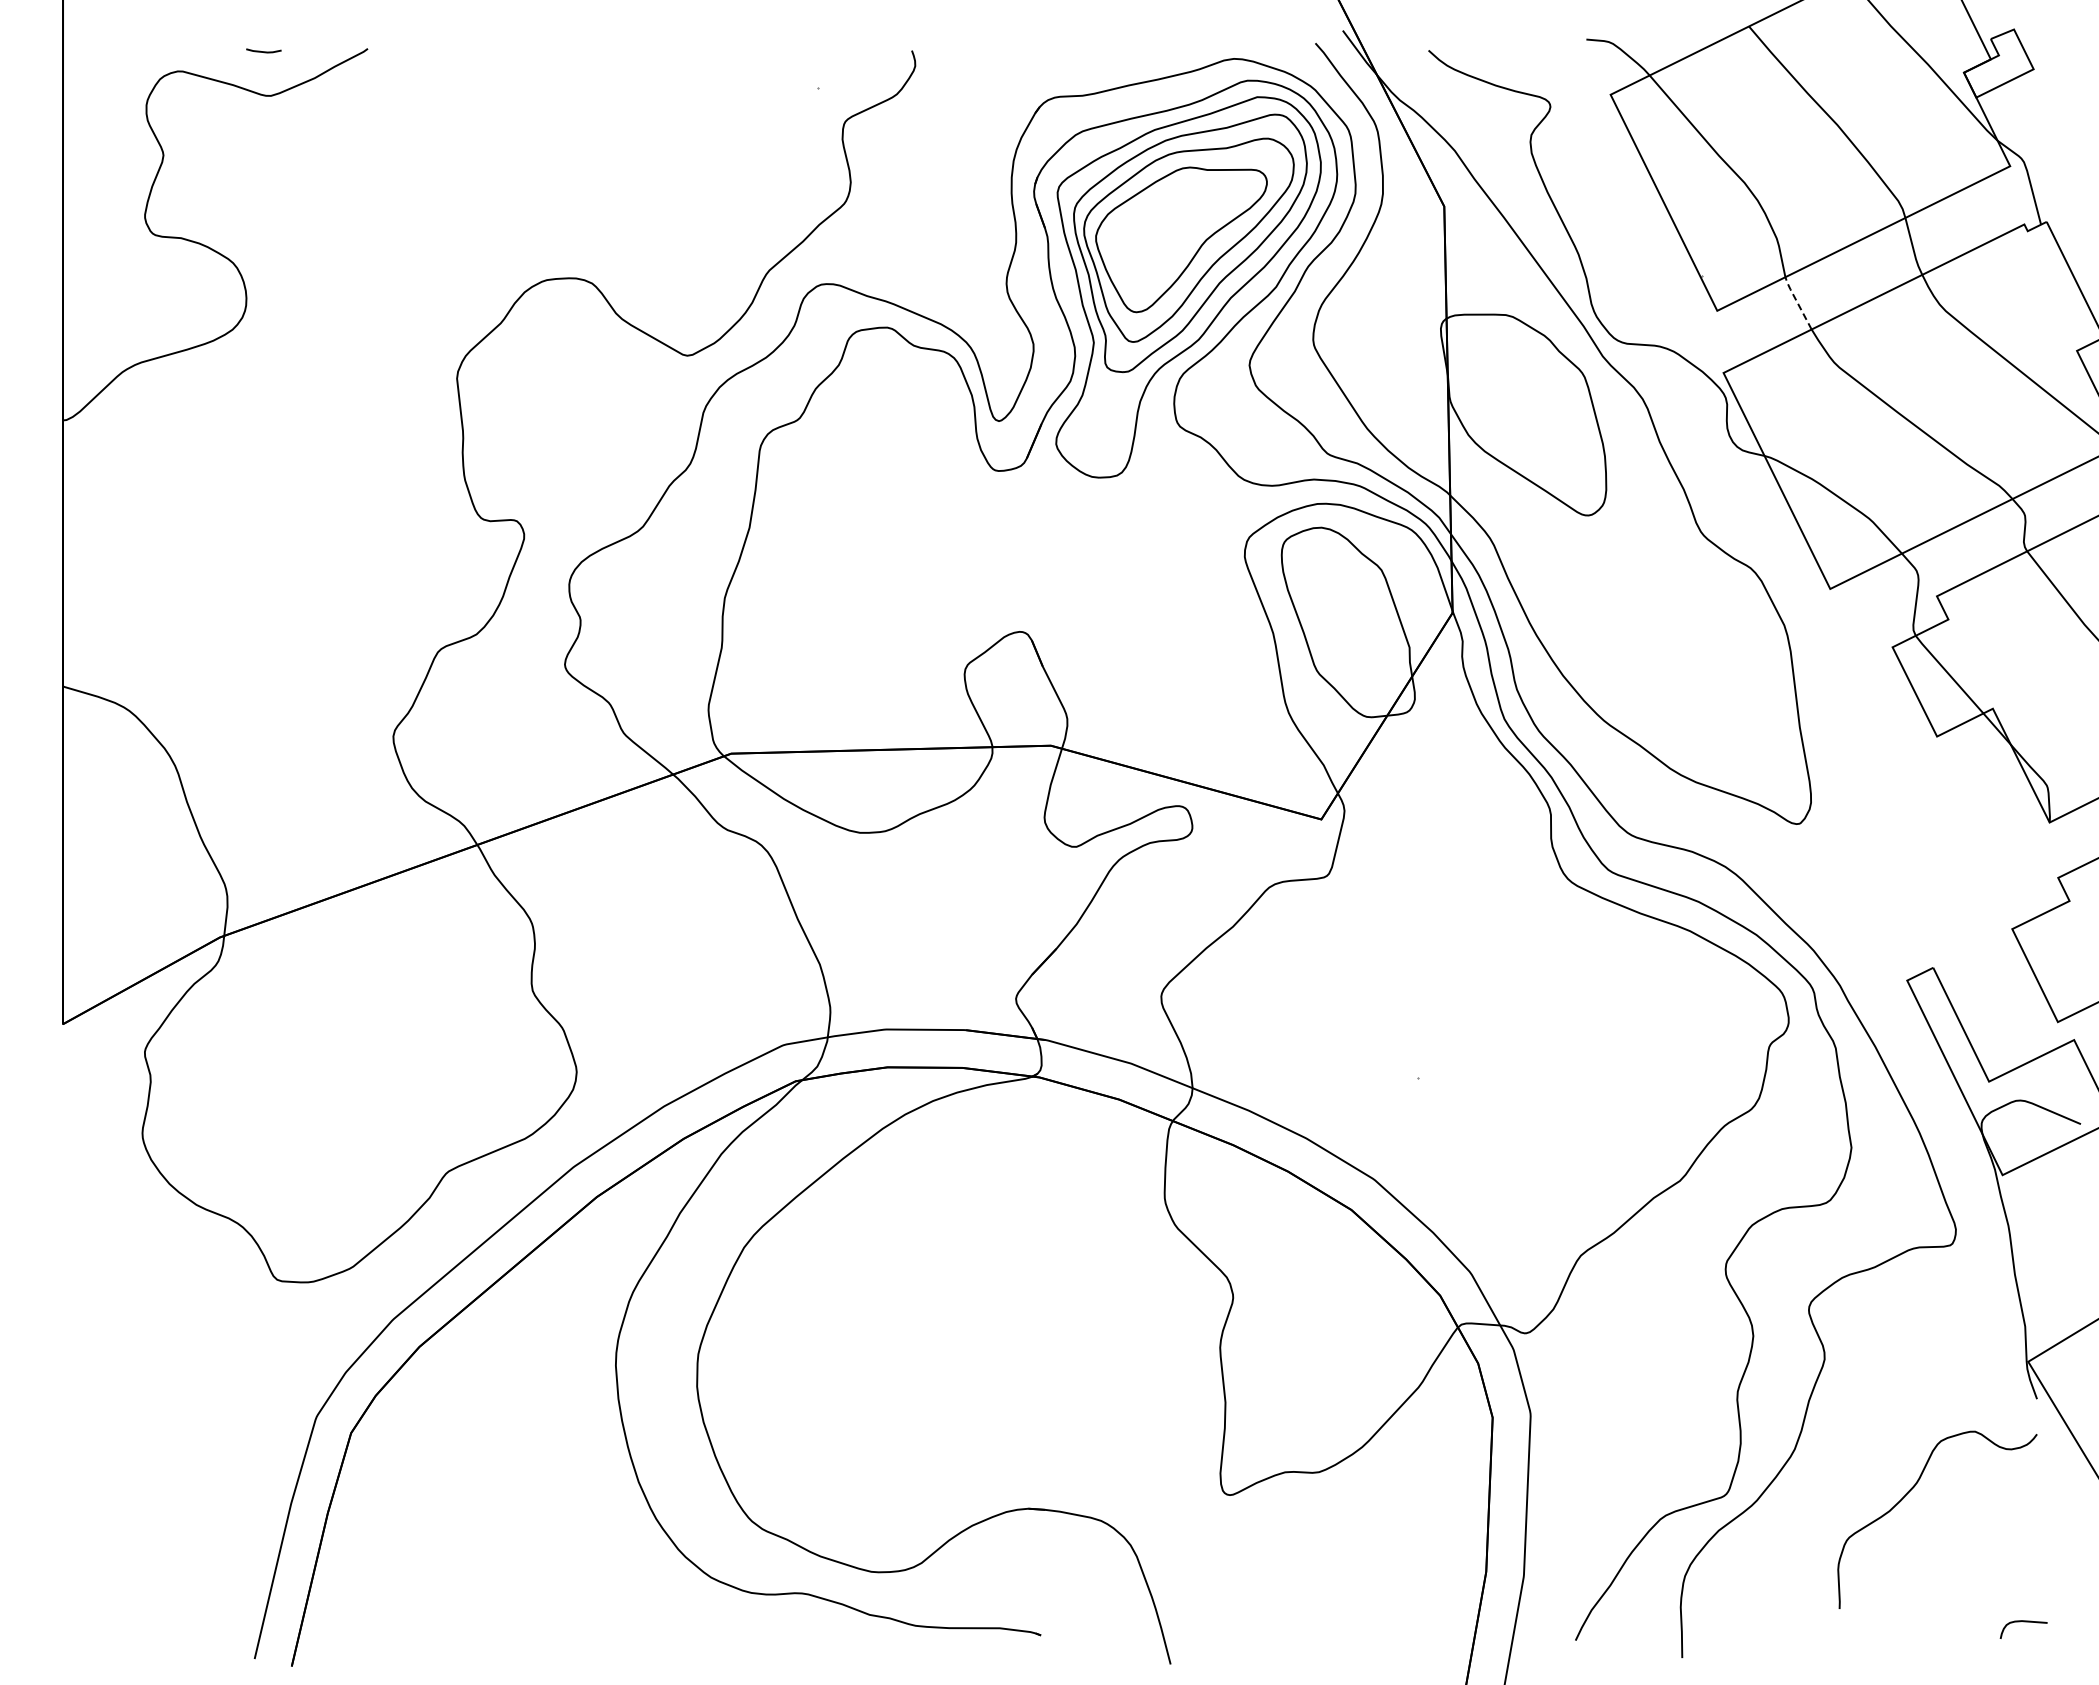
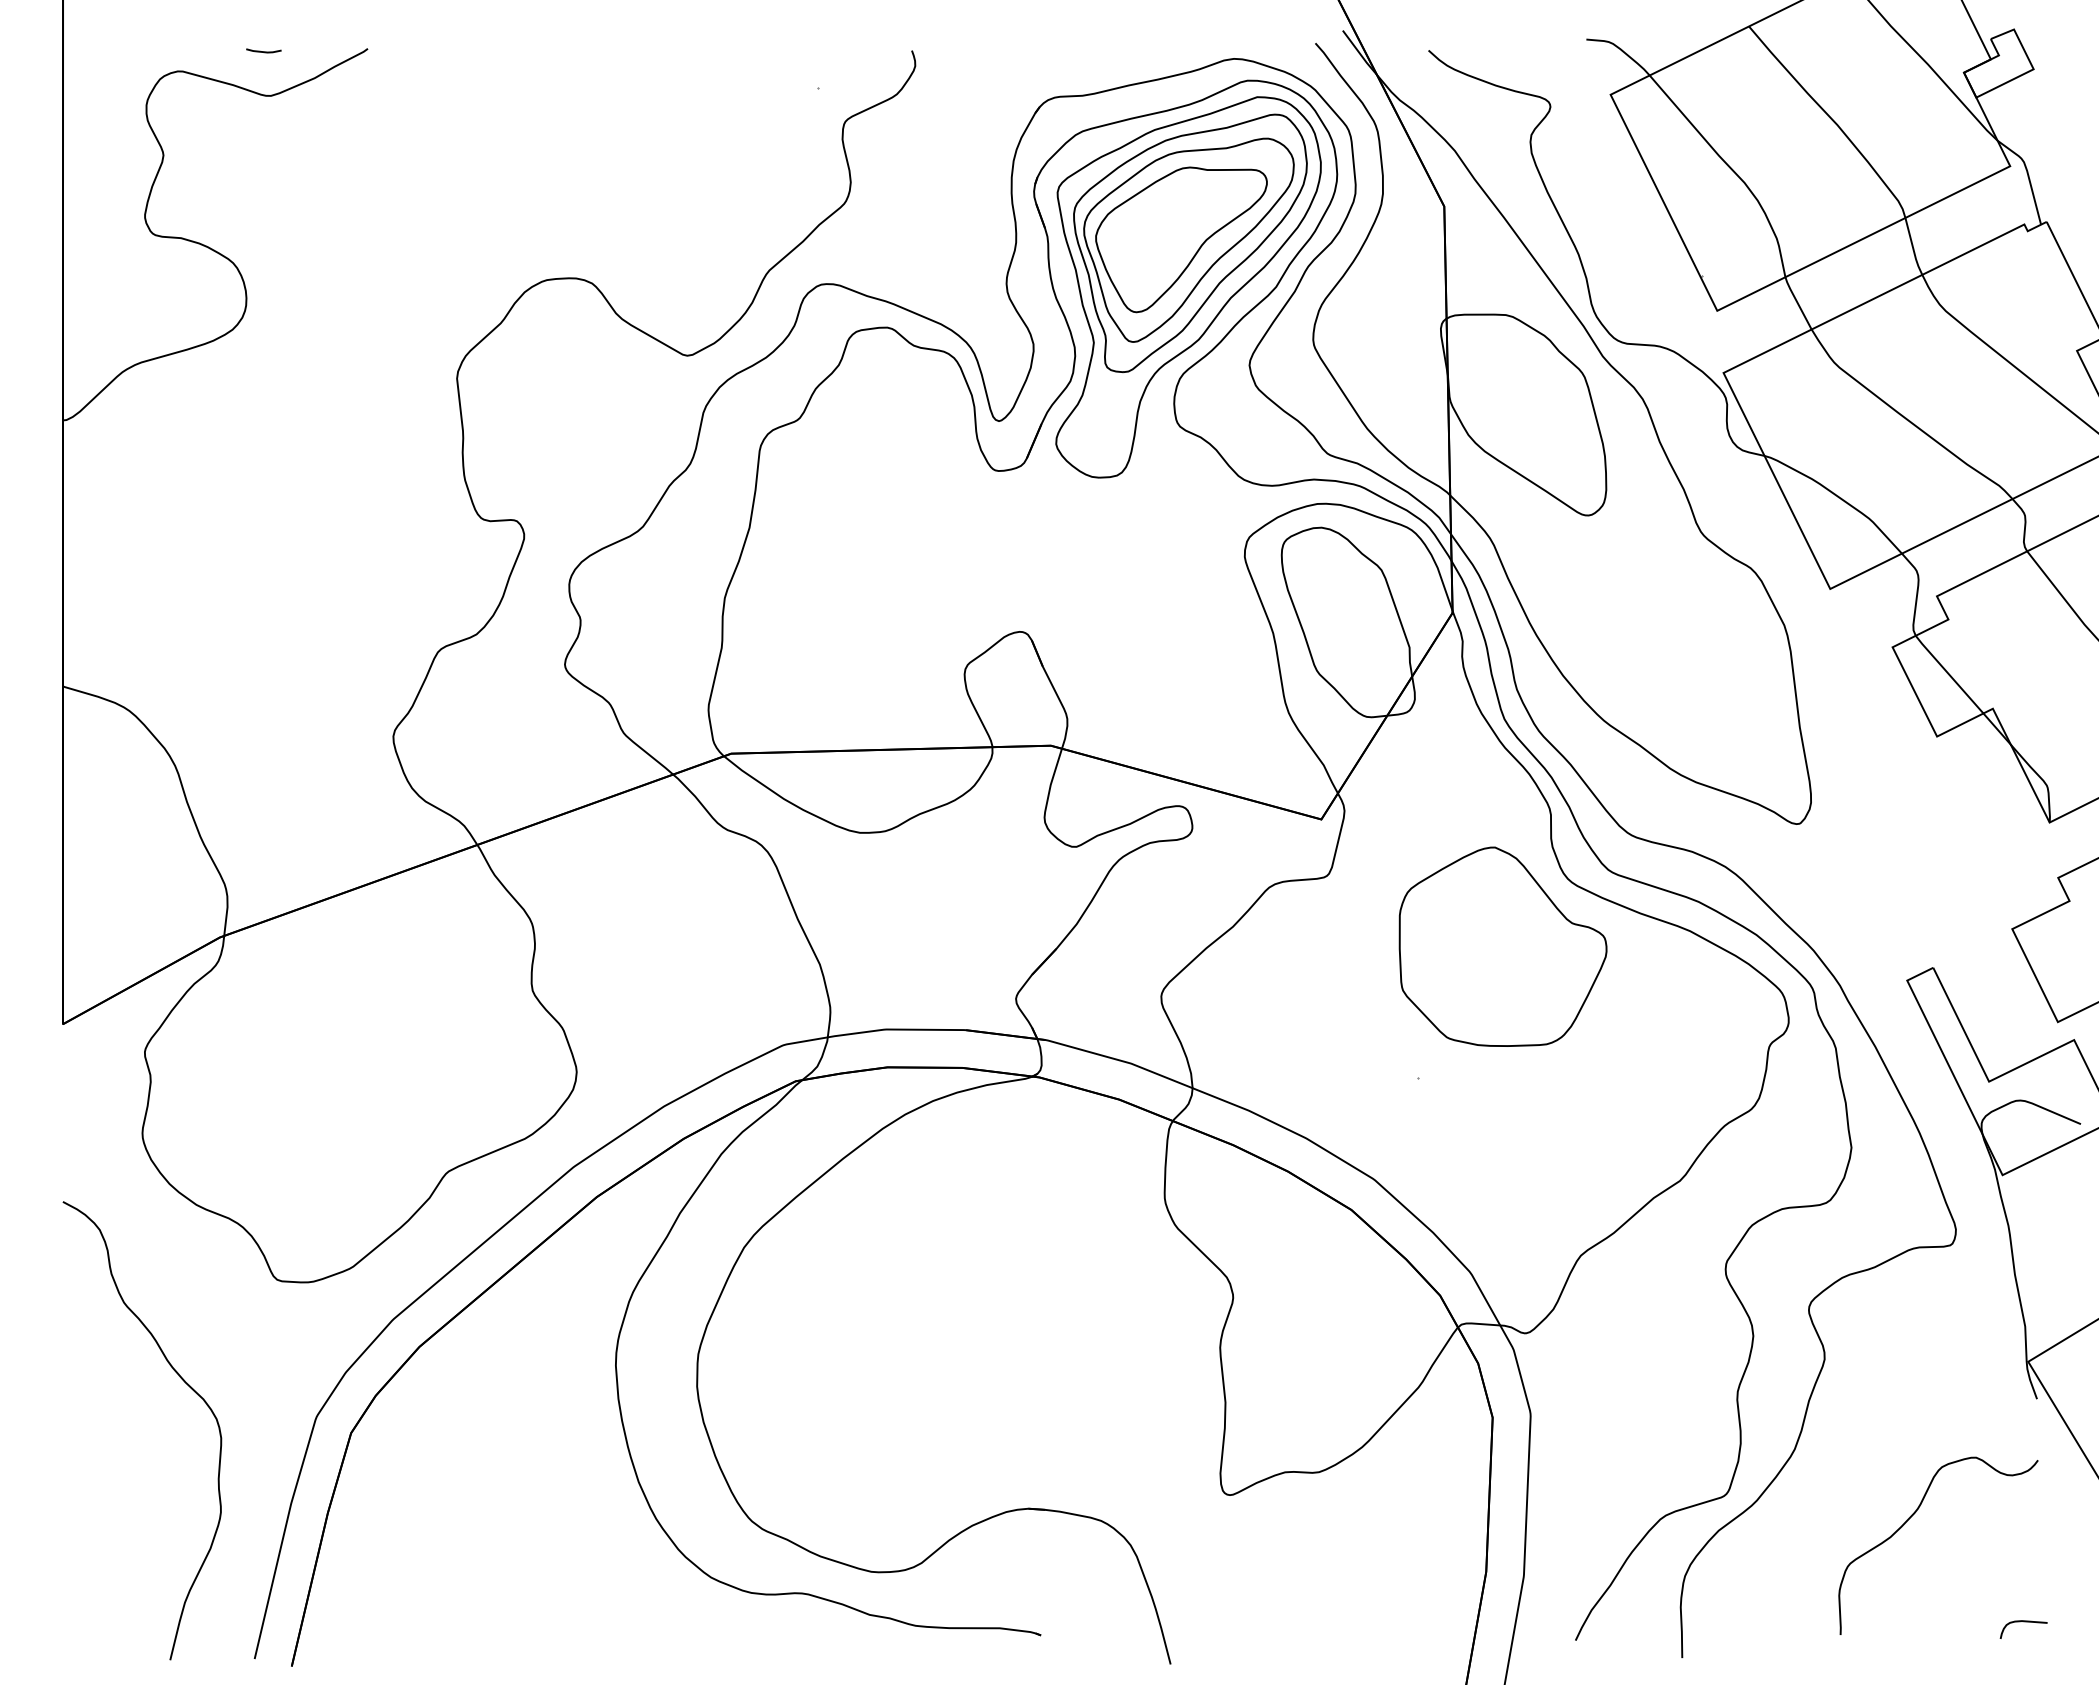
line: dashed -> solid (1797, 302)
part: none -> present (1502, 946)
curve: none -> present (187, 1385)
curve position: (1910, 1491) -> (1911, 1517) (1911, 1517)
